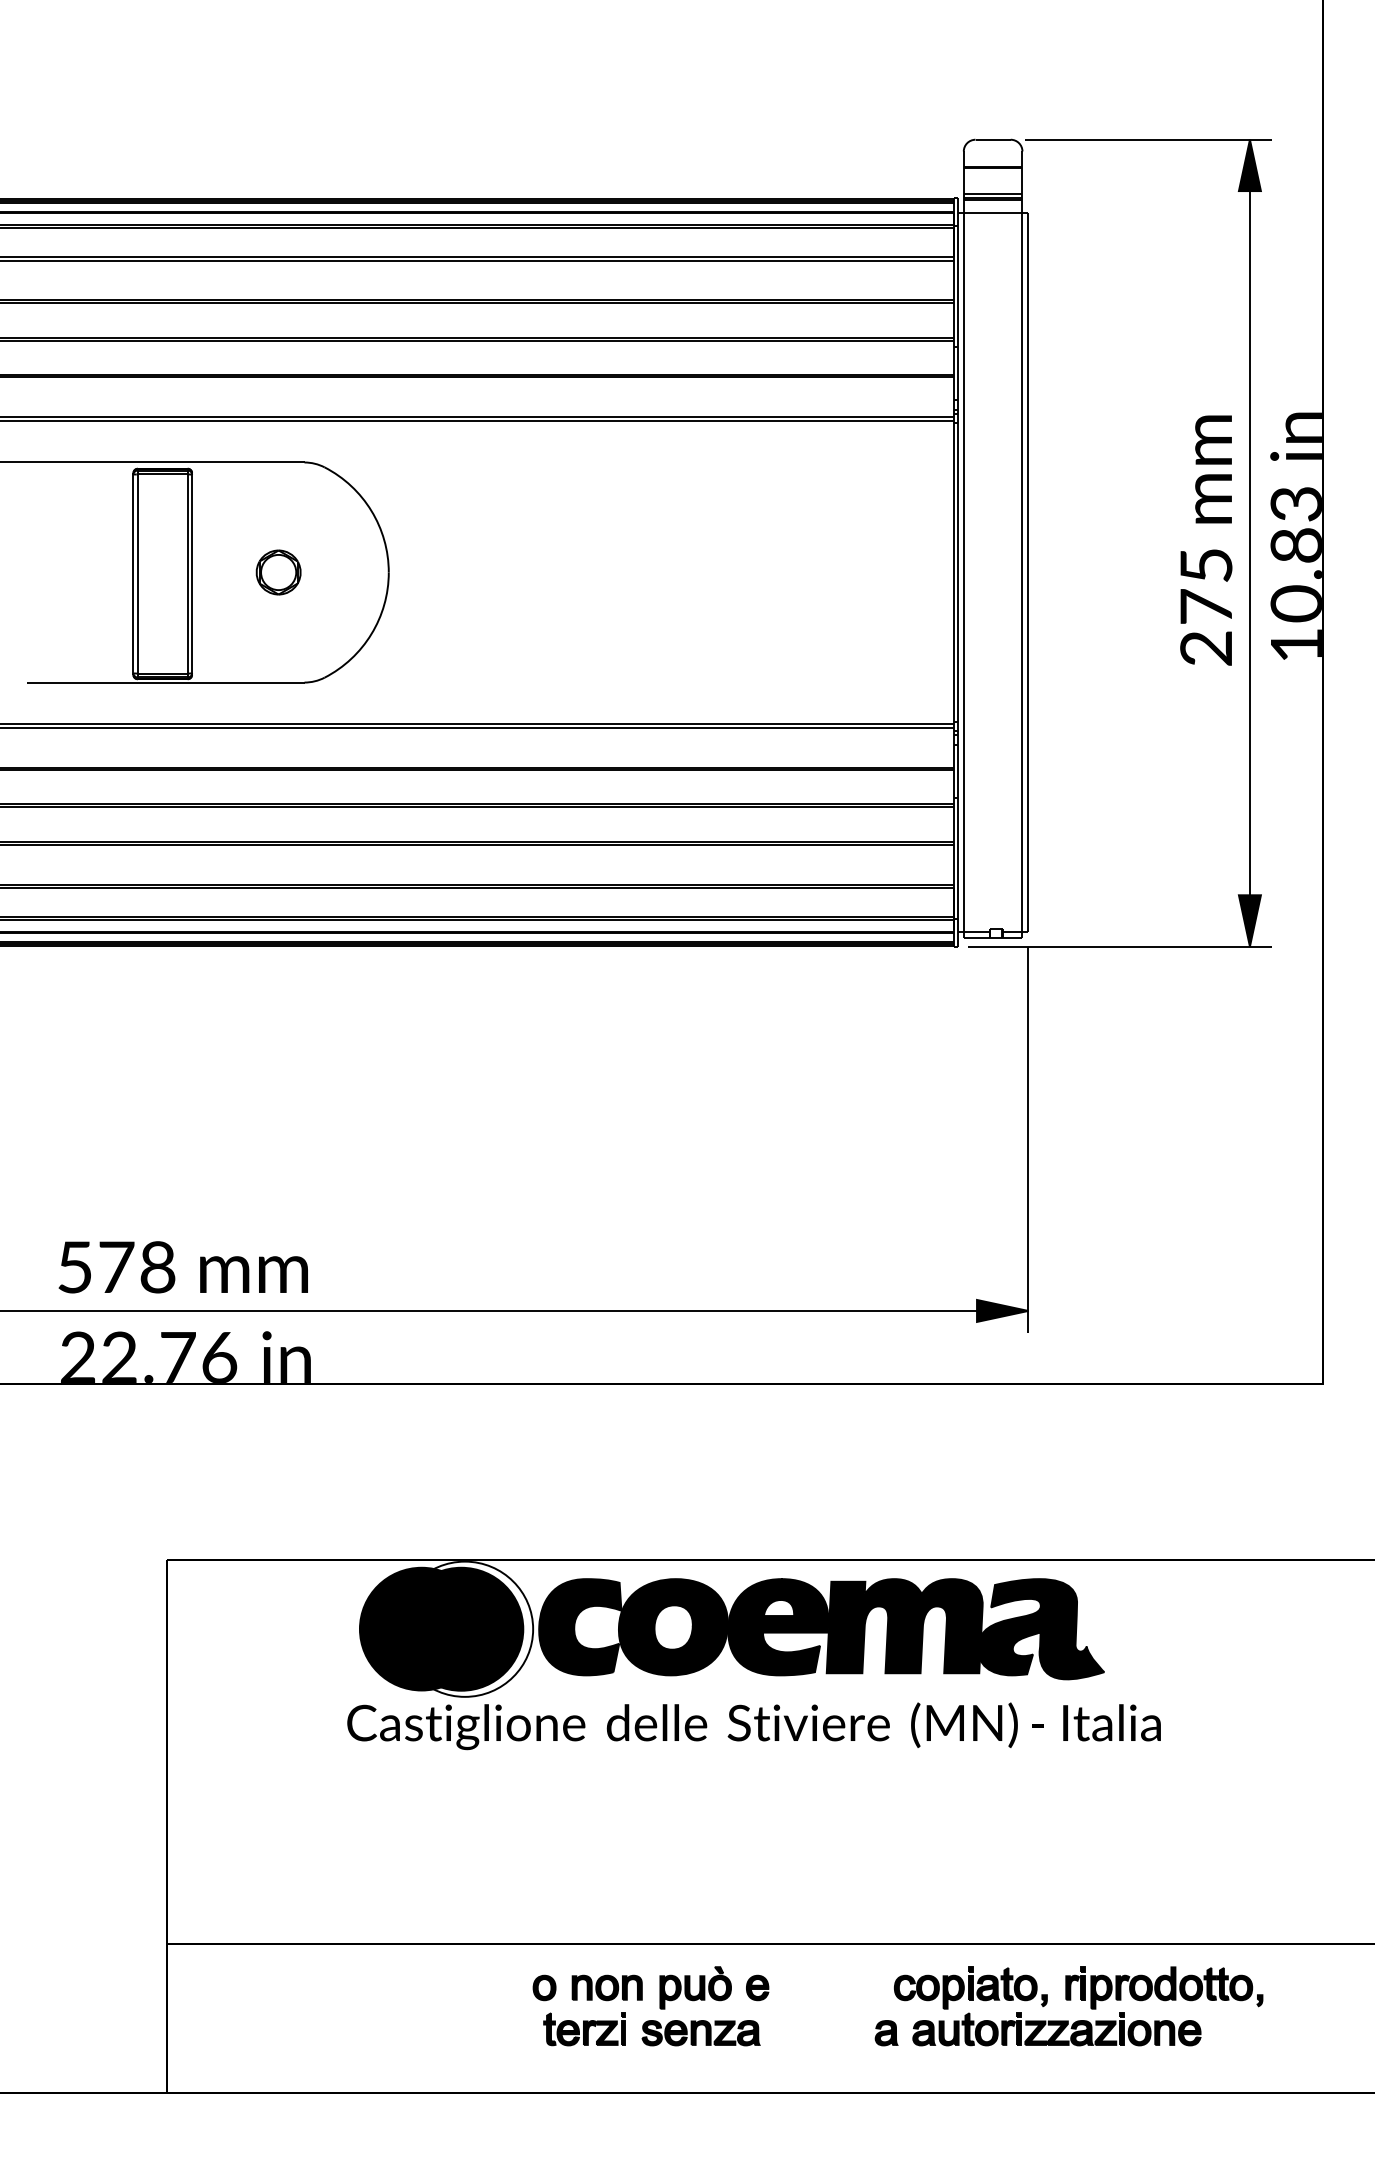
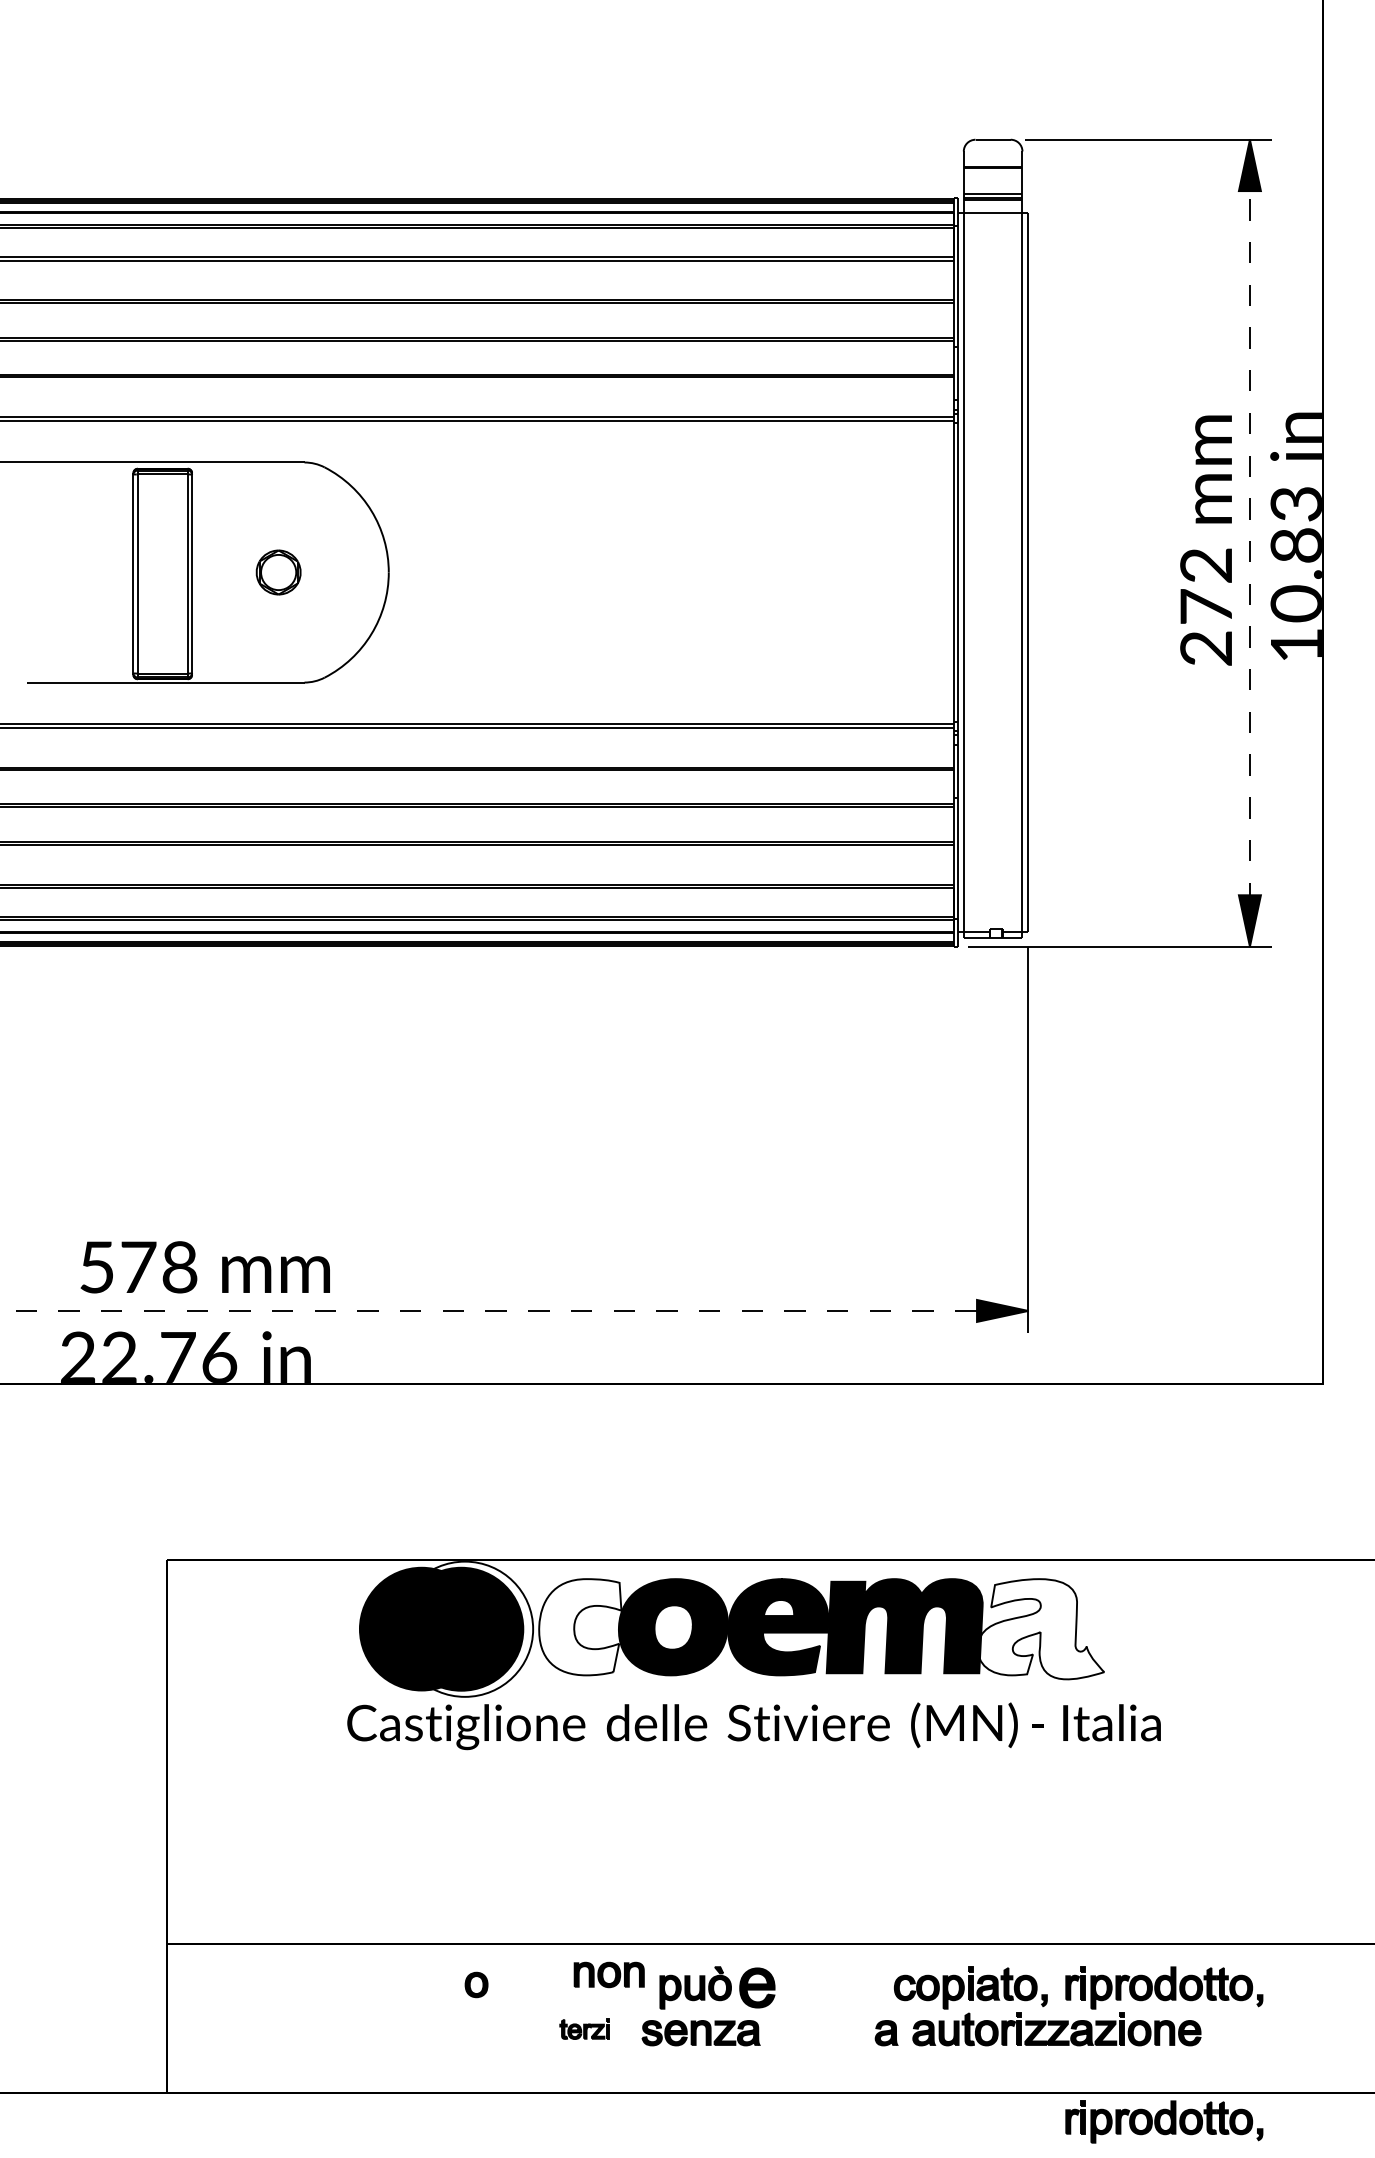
line: solid -> dashed (1249, 542)
text: 275 -> 272 (1206, 565)
text position: (182, 1267) -> (204, 1267) (204, 1267)
line: solid -> dashed (514, 1310)
fill: present -> none (580, 1627)
fill: present -> none (1040, 1629)
part position: (544, 1987) -> (476, 1984) (476, 1984)
part position: (606, 1987) -> (608, 1974) (608, 1974)
part size: 24x28 px -> 37x42 px (757, 1987)
part size: 83x35 px -> 51x22 px (584, 2028)
part: none -> present (1164, 2121)
